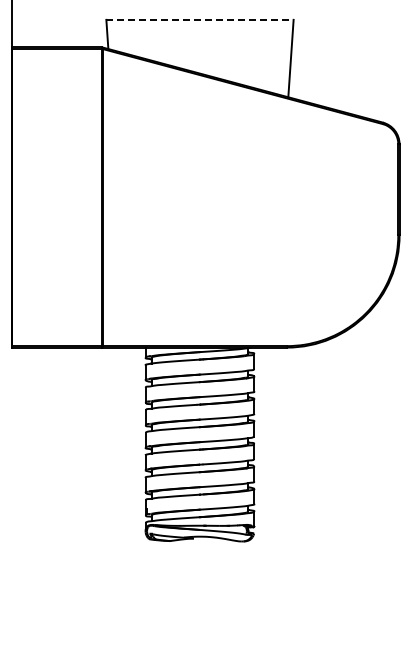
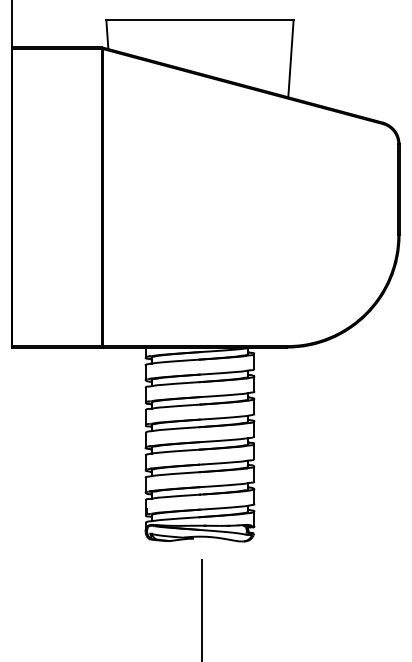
line: dashed -> solid (199, 19)
line: none -> present (202, 608)
